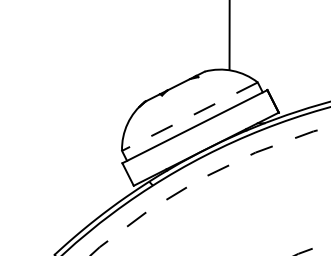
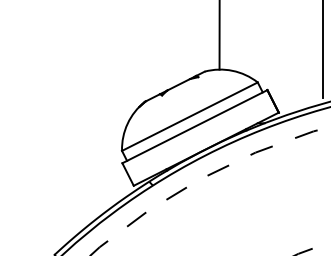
line position: (229, 35) -> (219, 35) (219, 35)
line: none -> present (322, 49)
line: dashed -> solid (189, 116)
